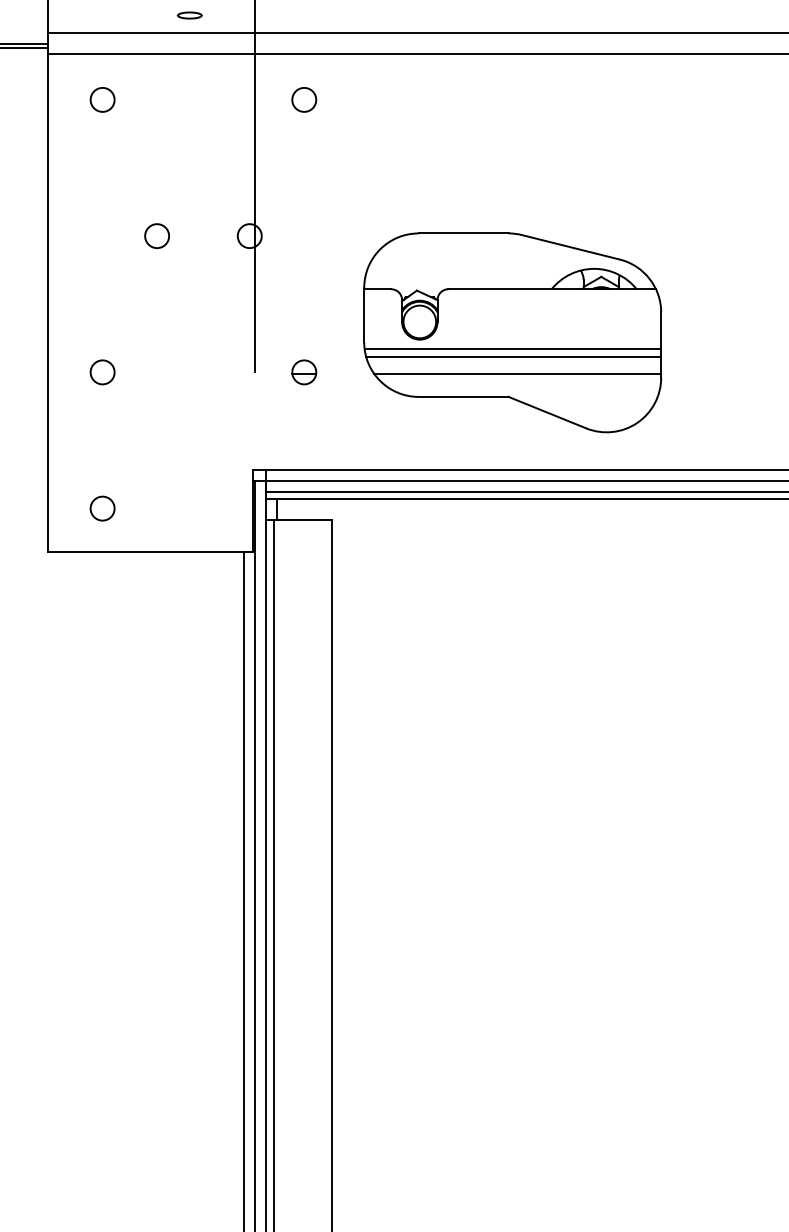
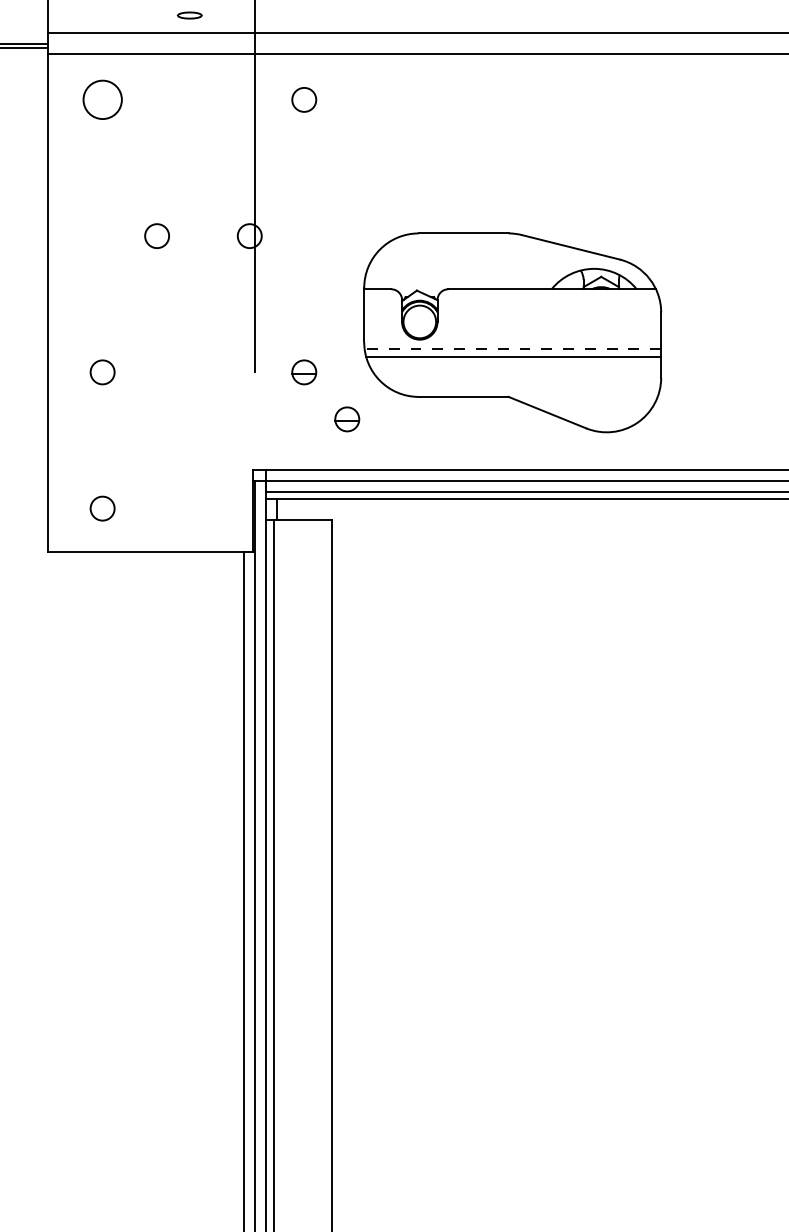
circle size: 27x26 px -> 41x41 px (102, 99)
line: solid -> dashed (512, 349)
line: present -> none (517, 373)
part: none -> present (347, 419)
